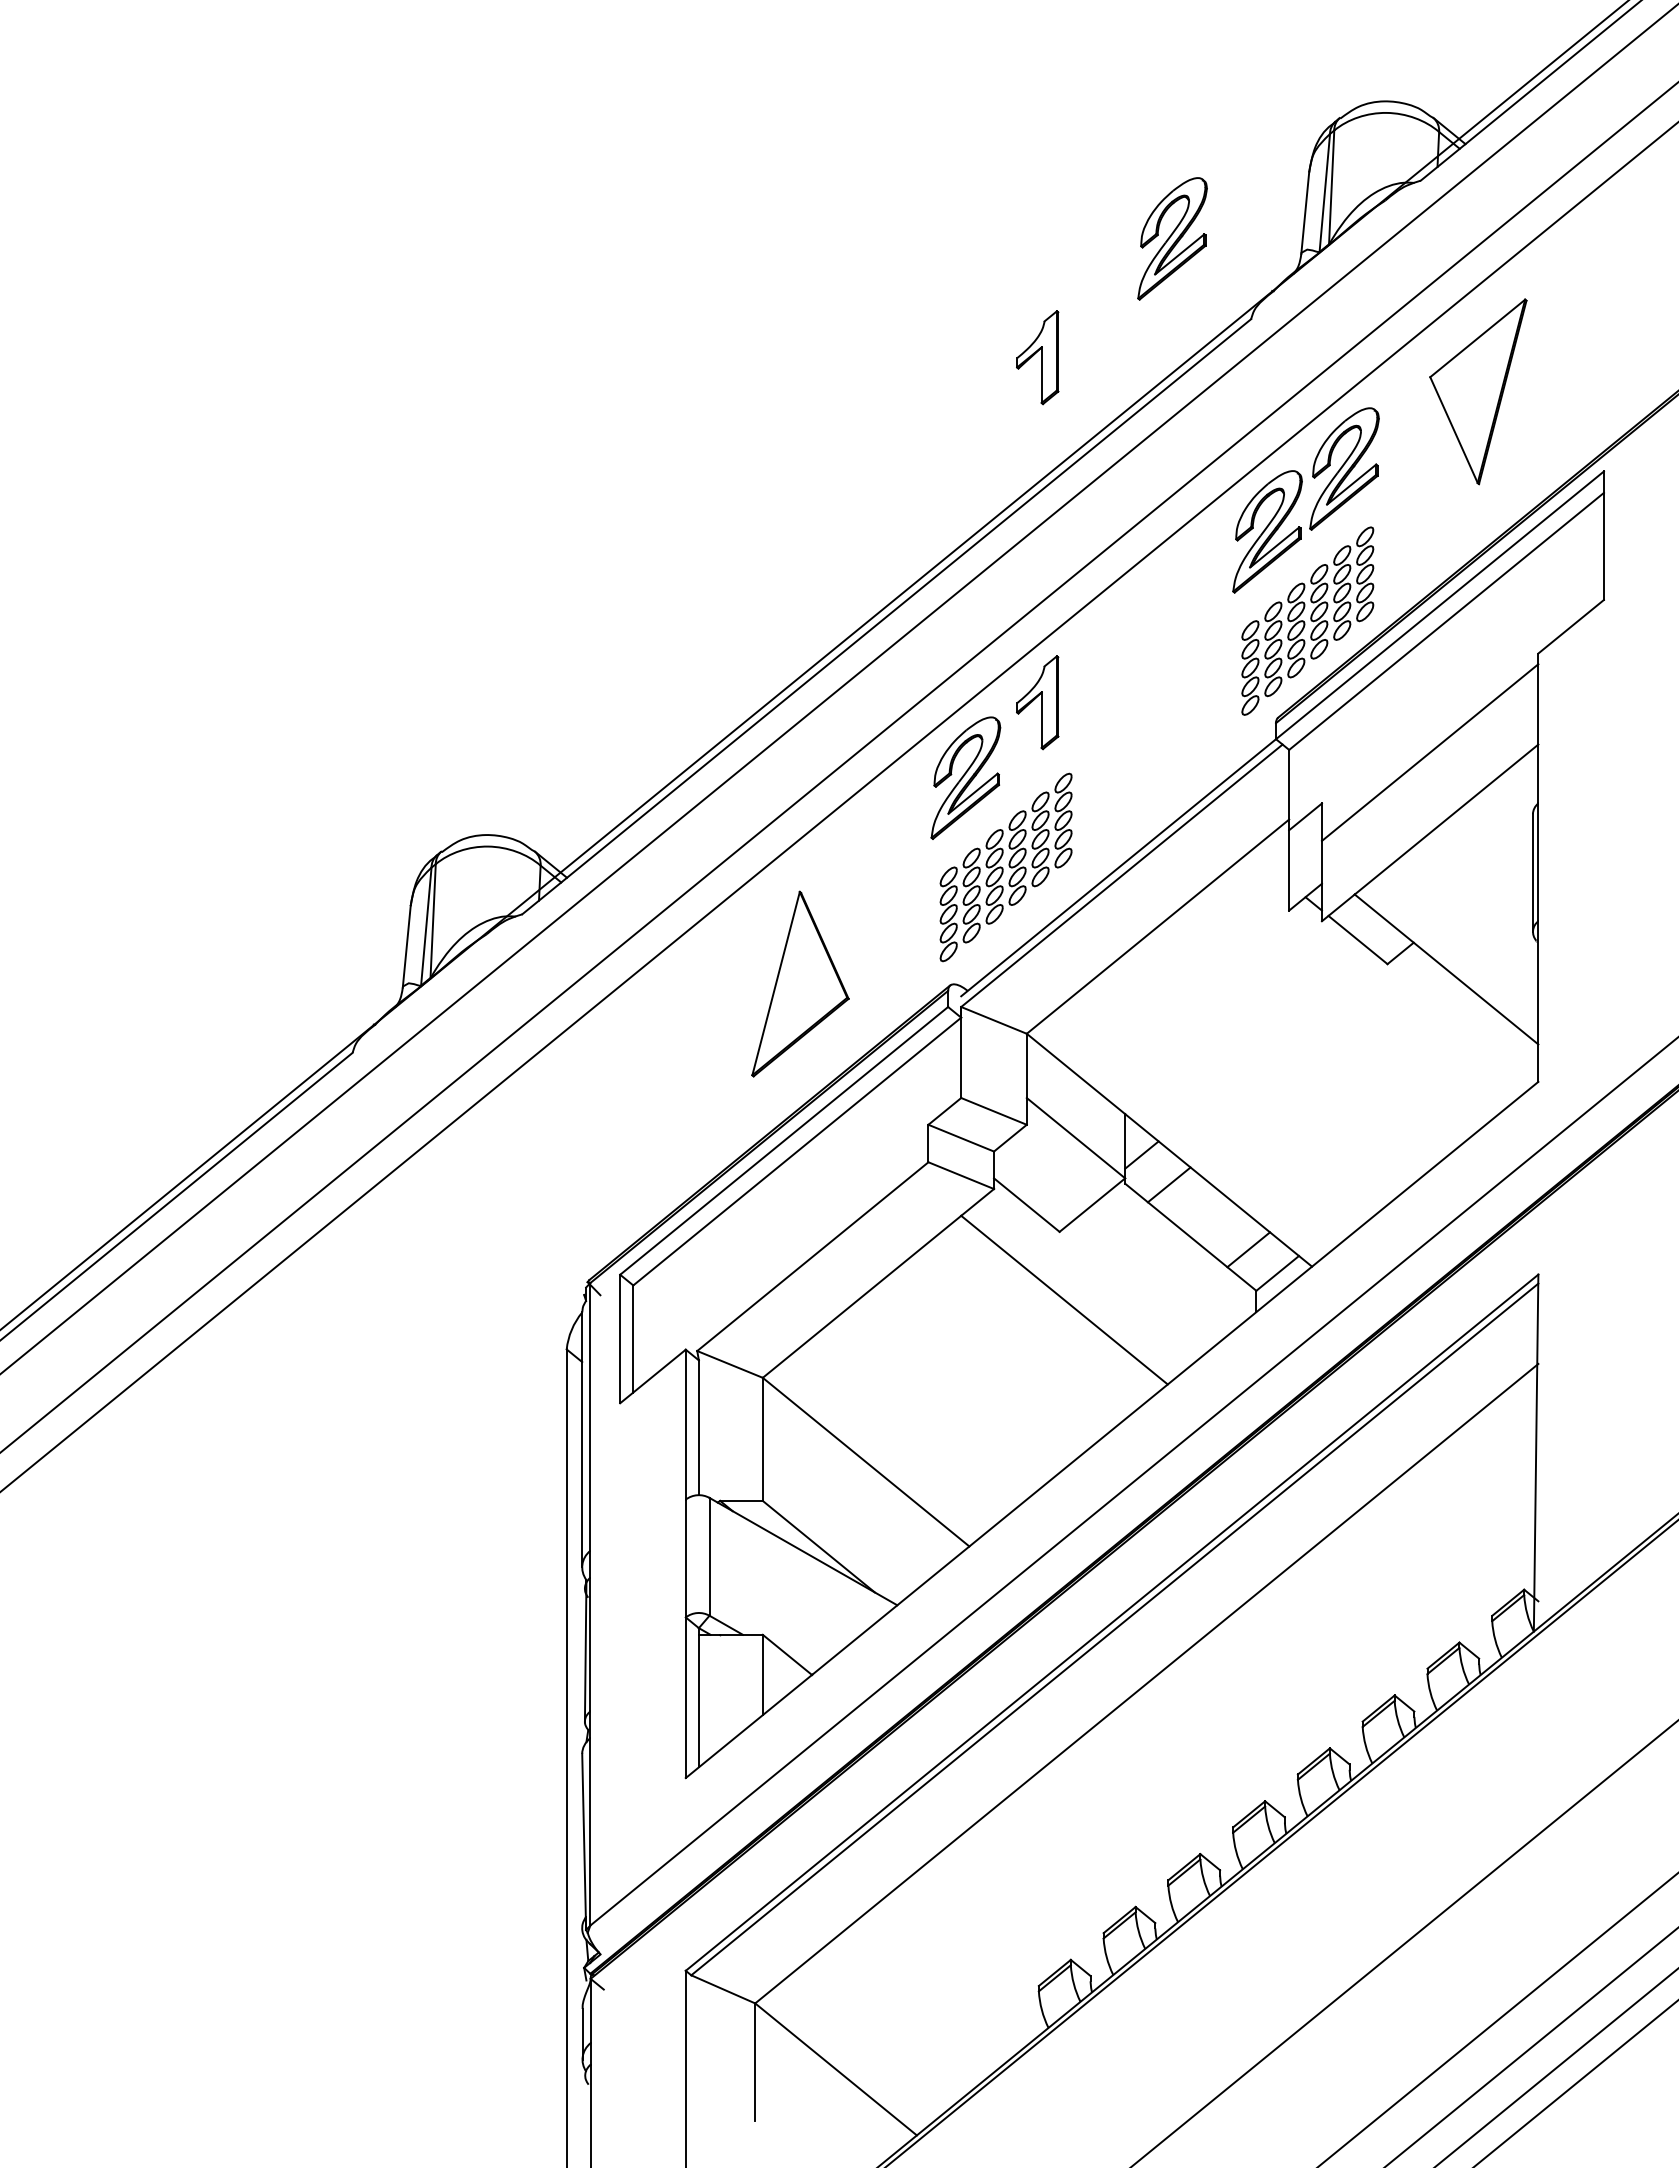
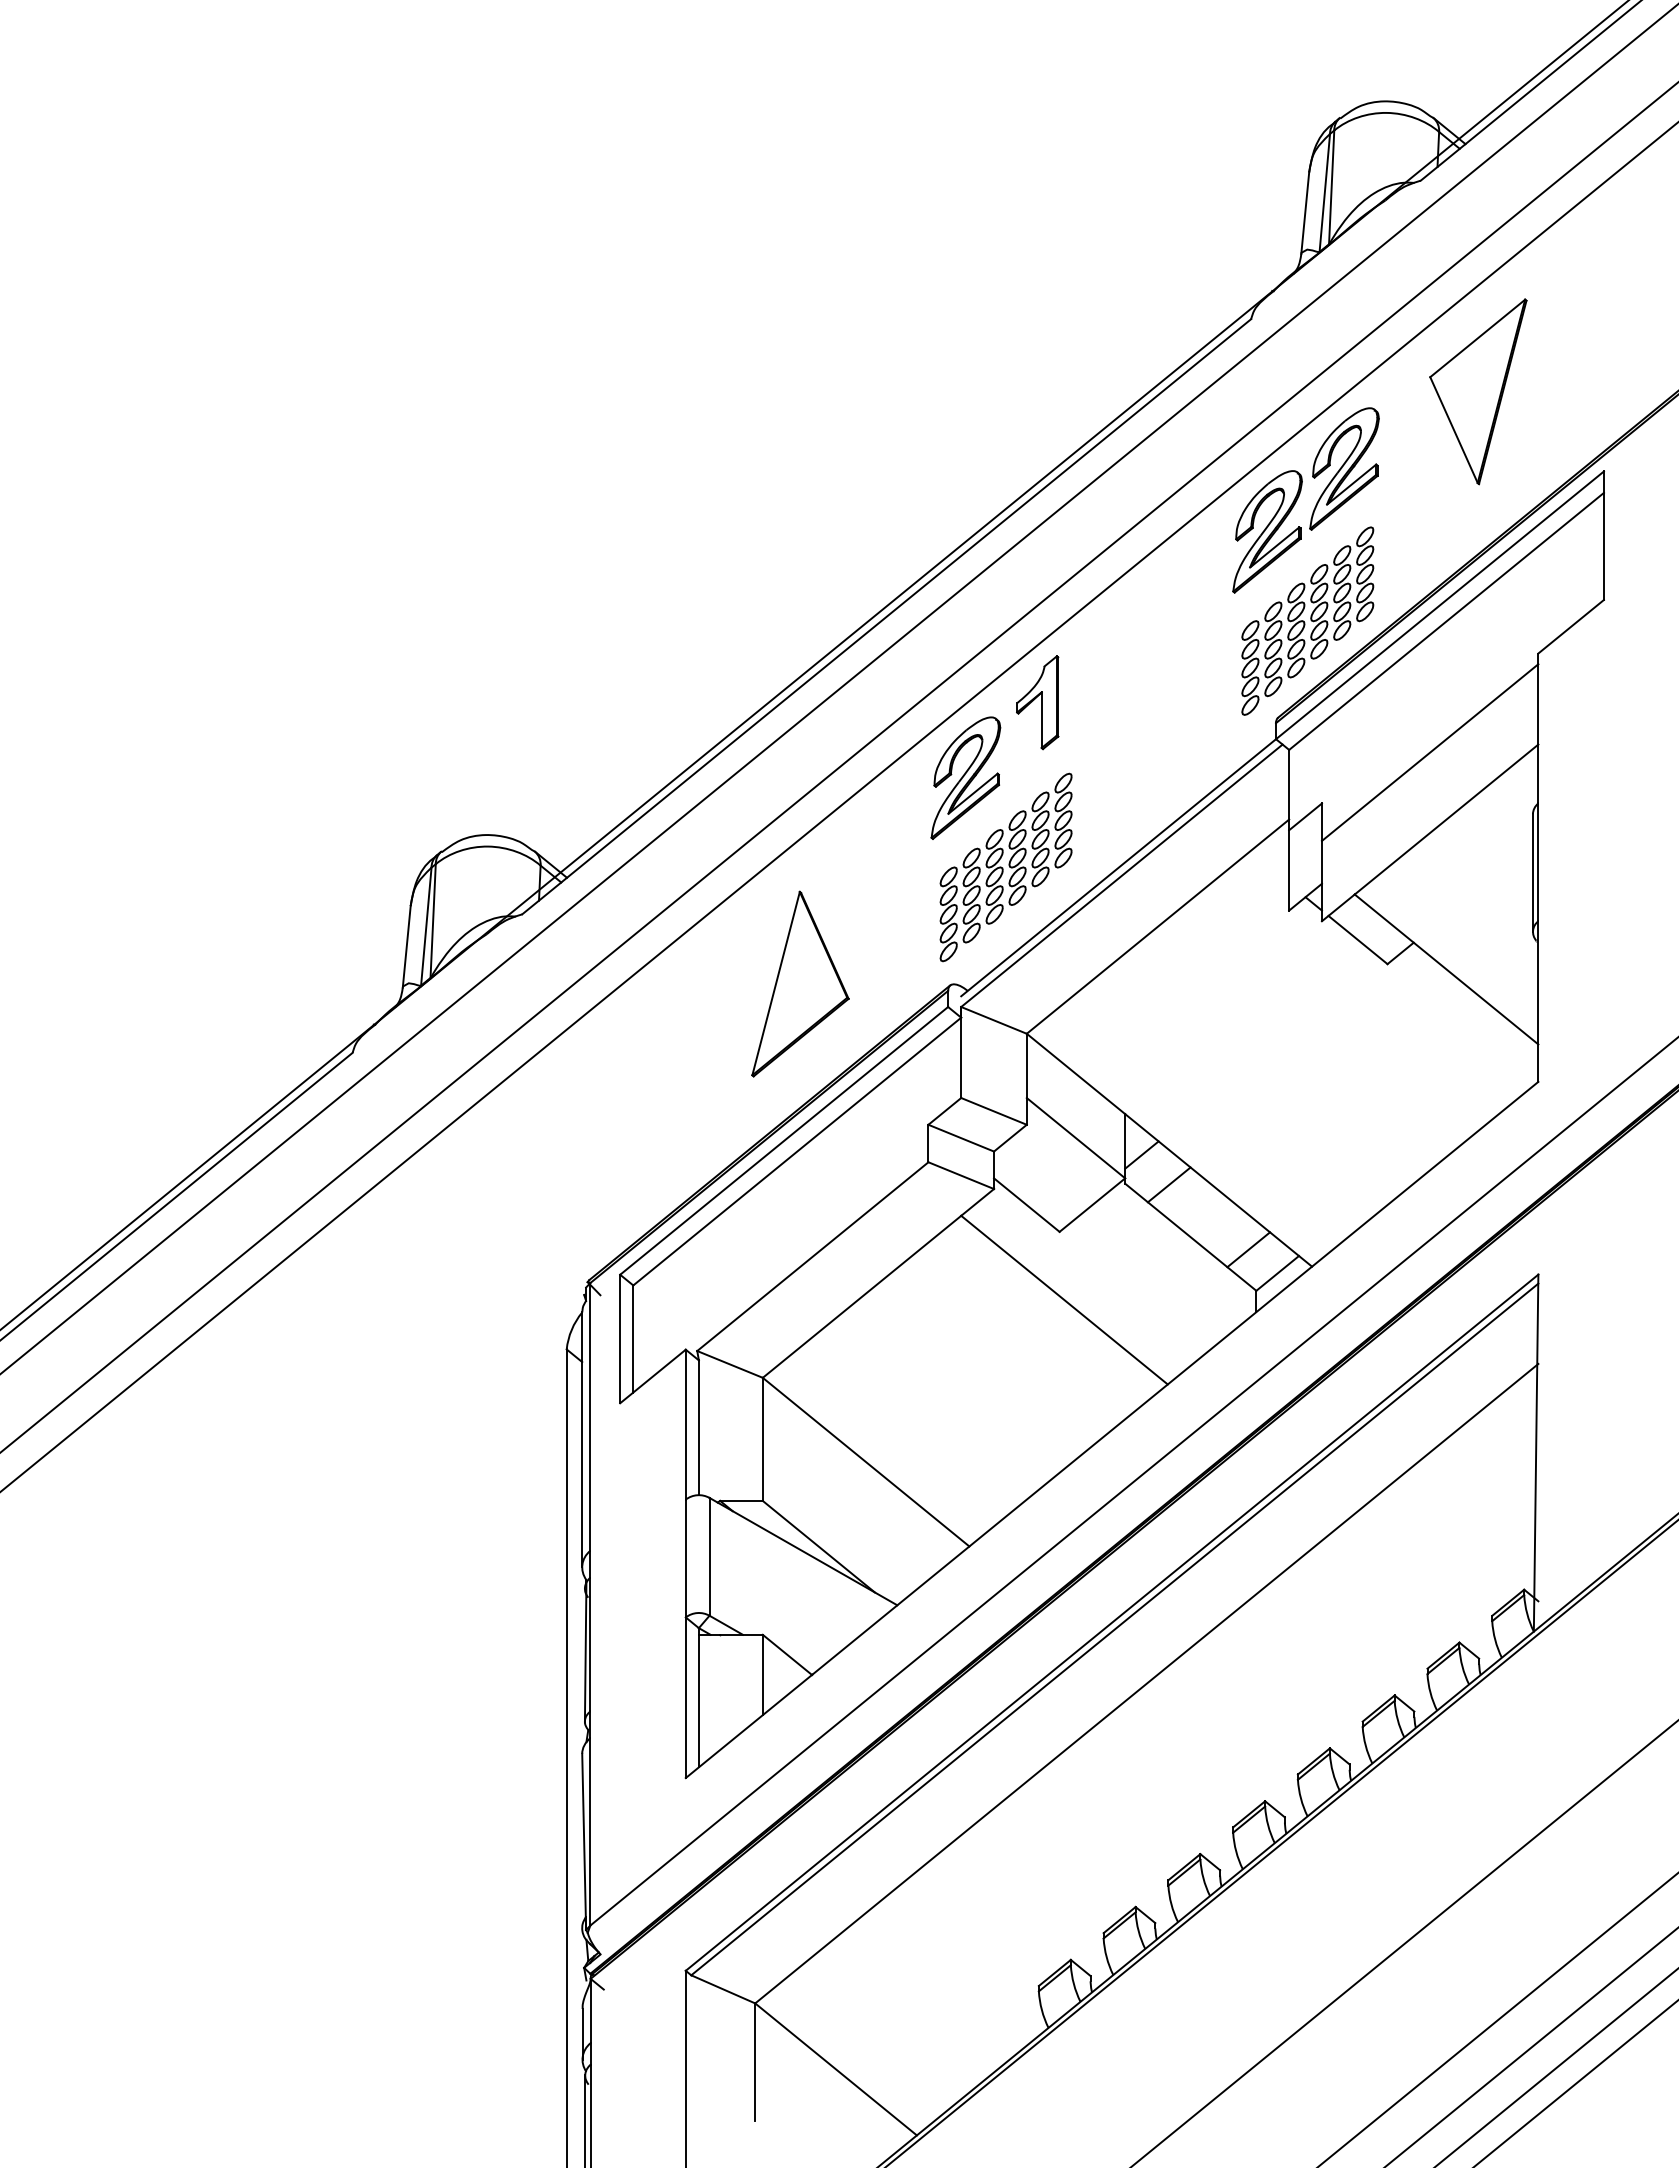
part: present -> none (1172, 238)
part: present -> none (1037, 357)
line: none -> present (585, 2119)
